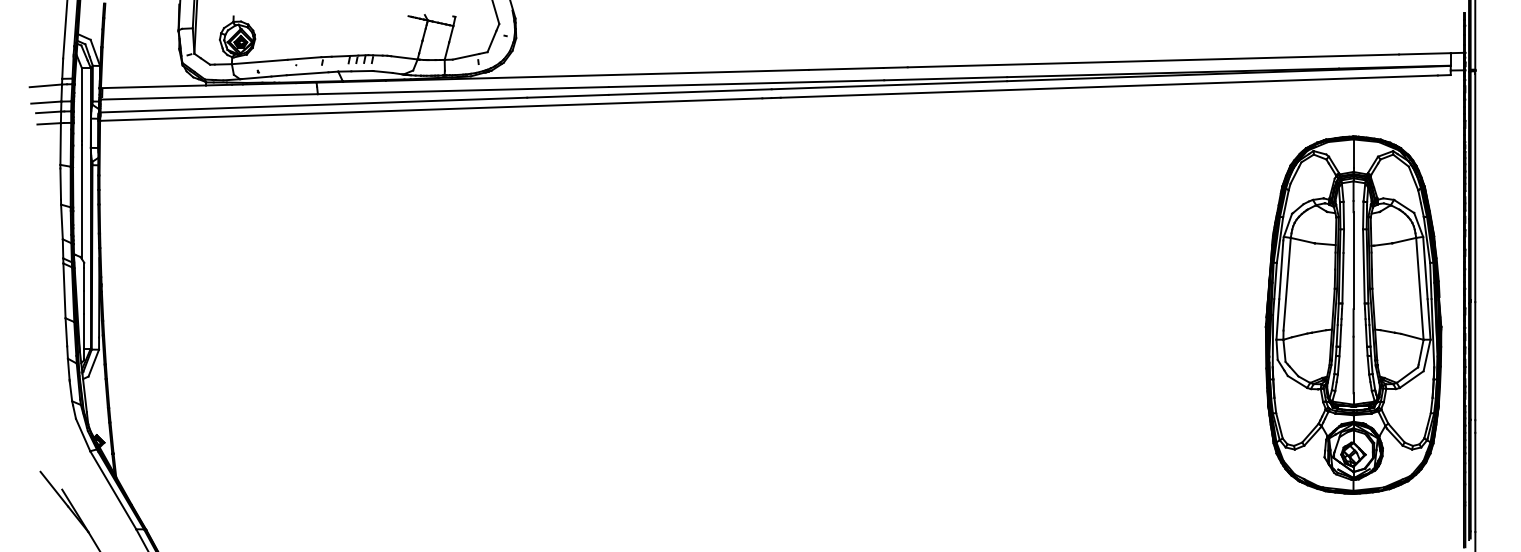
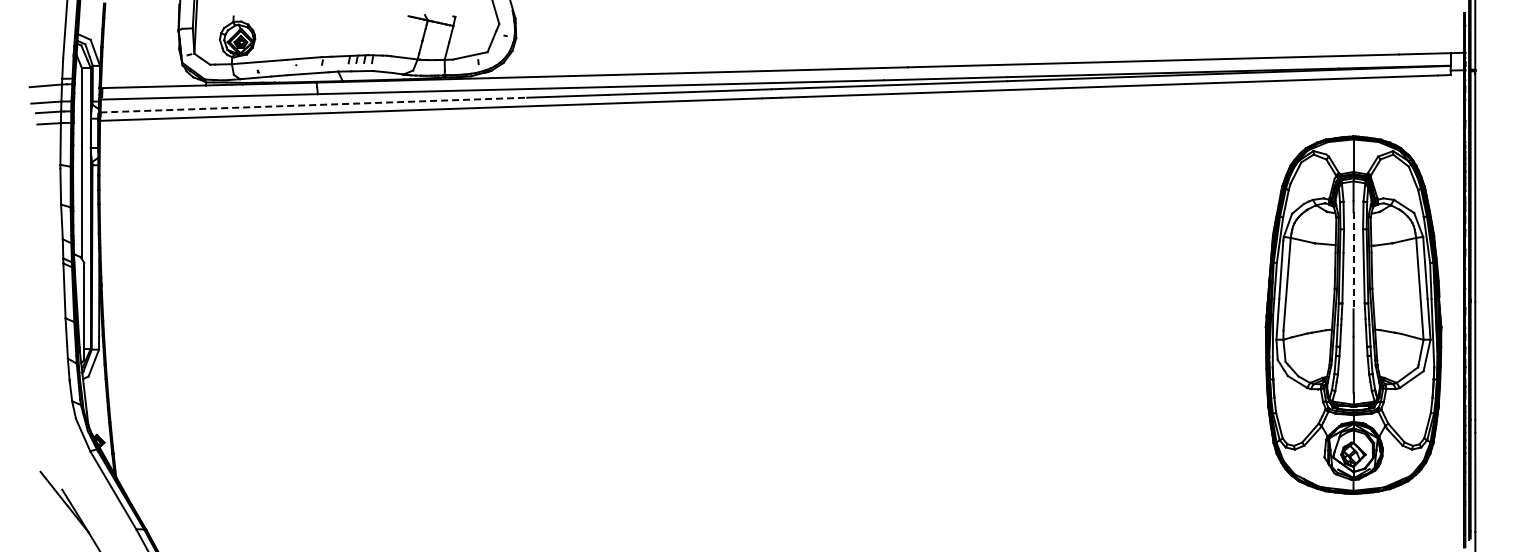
line: solid -> dashed (313, 105)
line: solid -> dashed (1353, 260)
